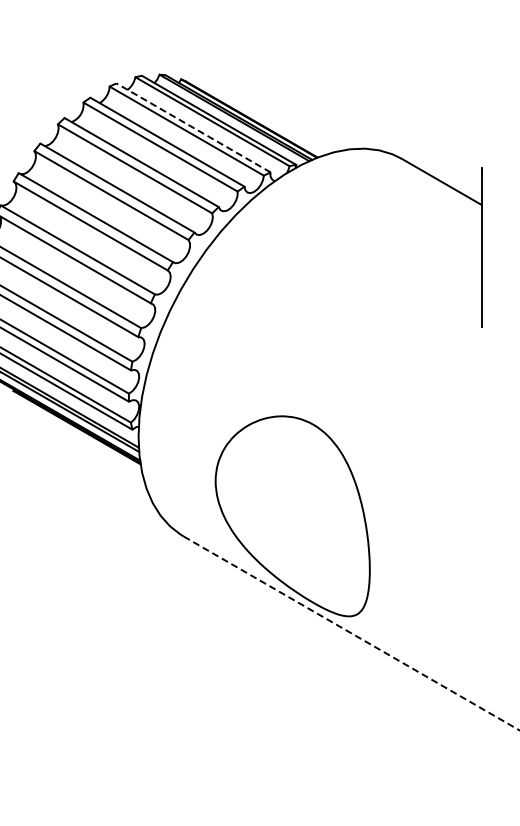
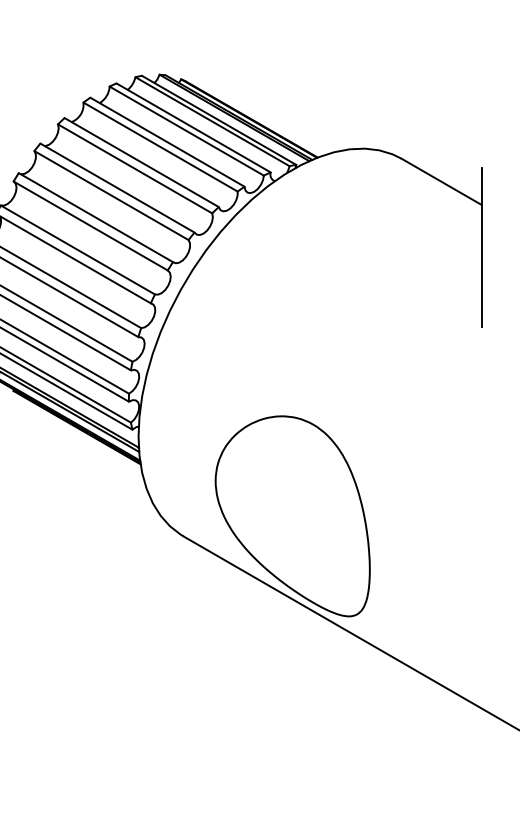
line: dashed -> solid (193, 127)
line: dashed -> solid (351, 633)
